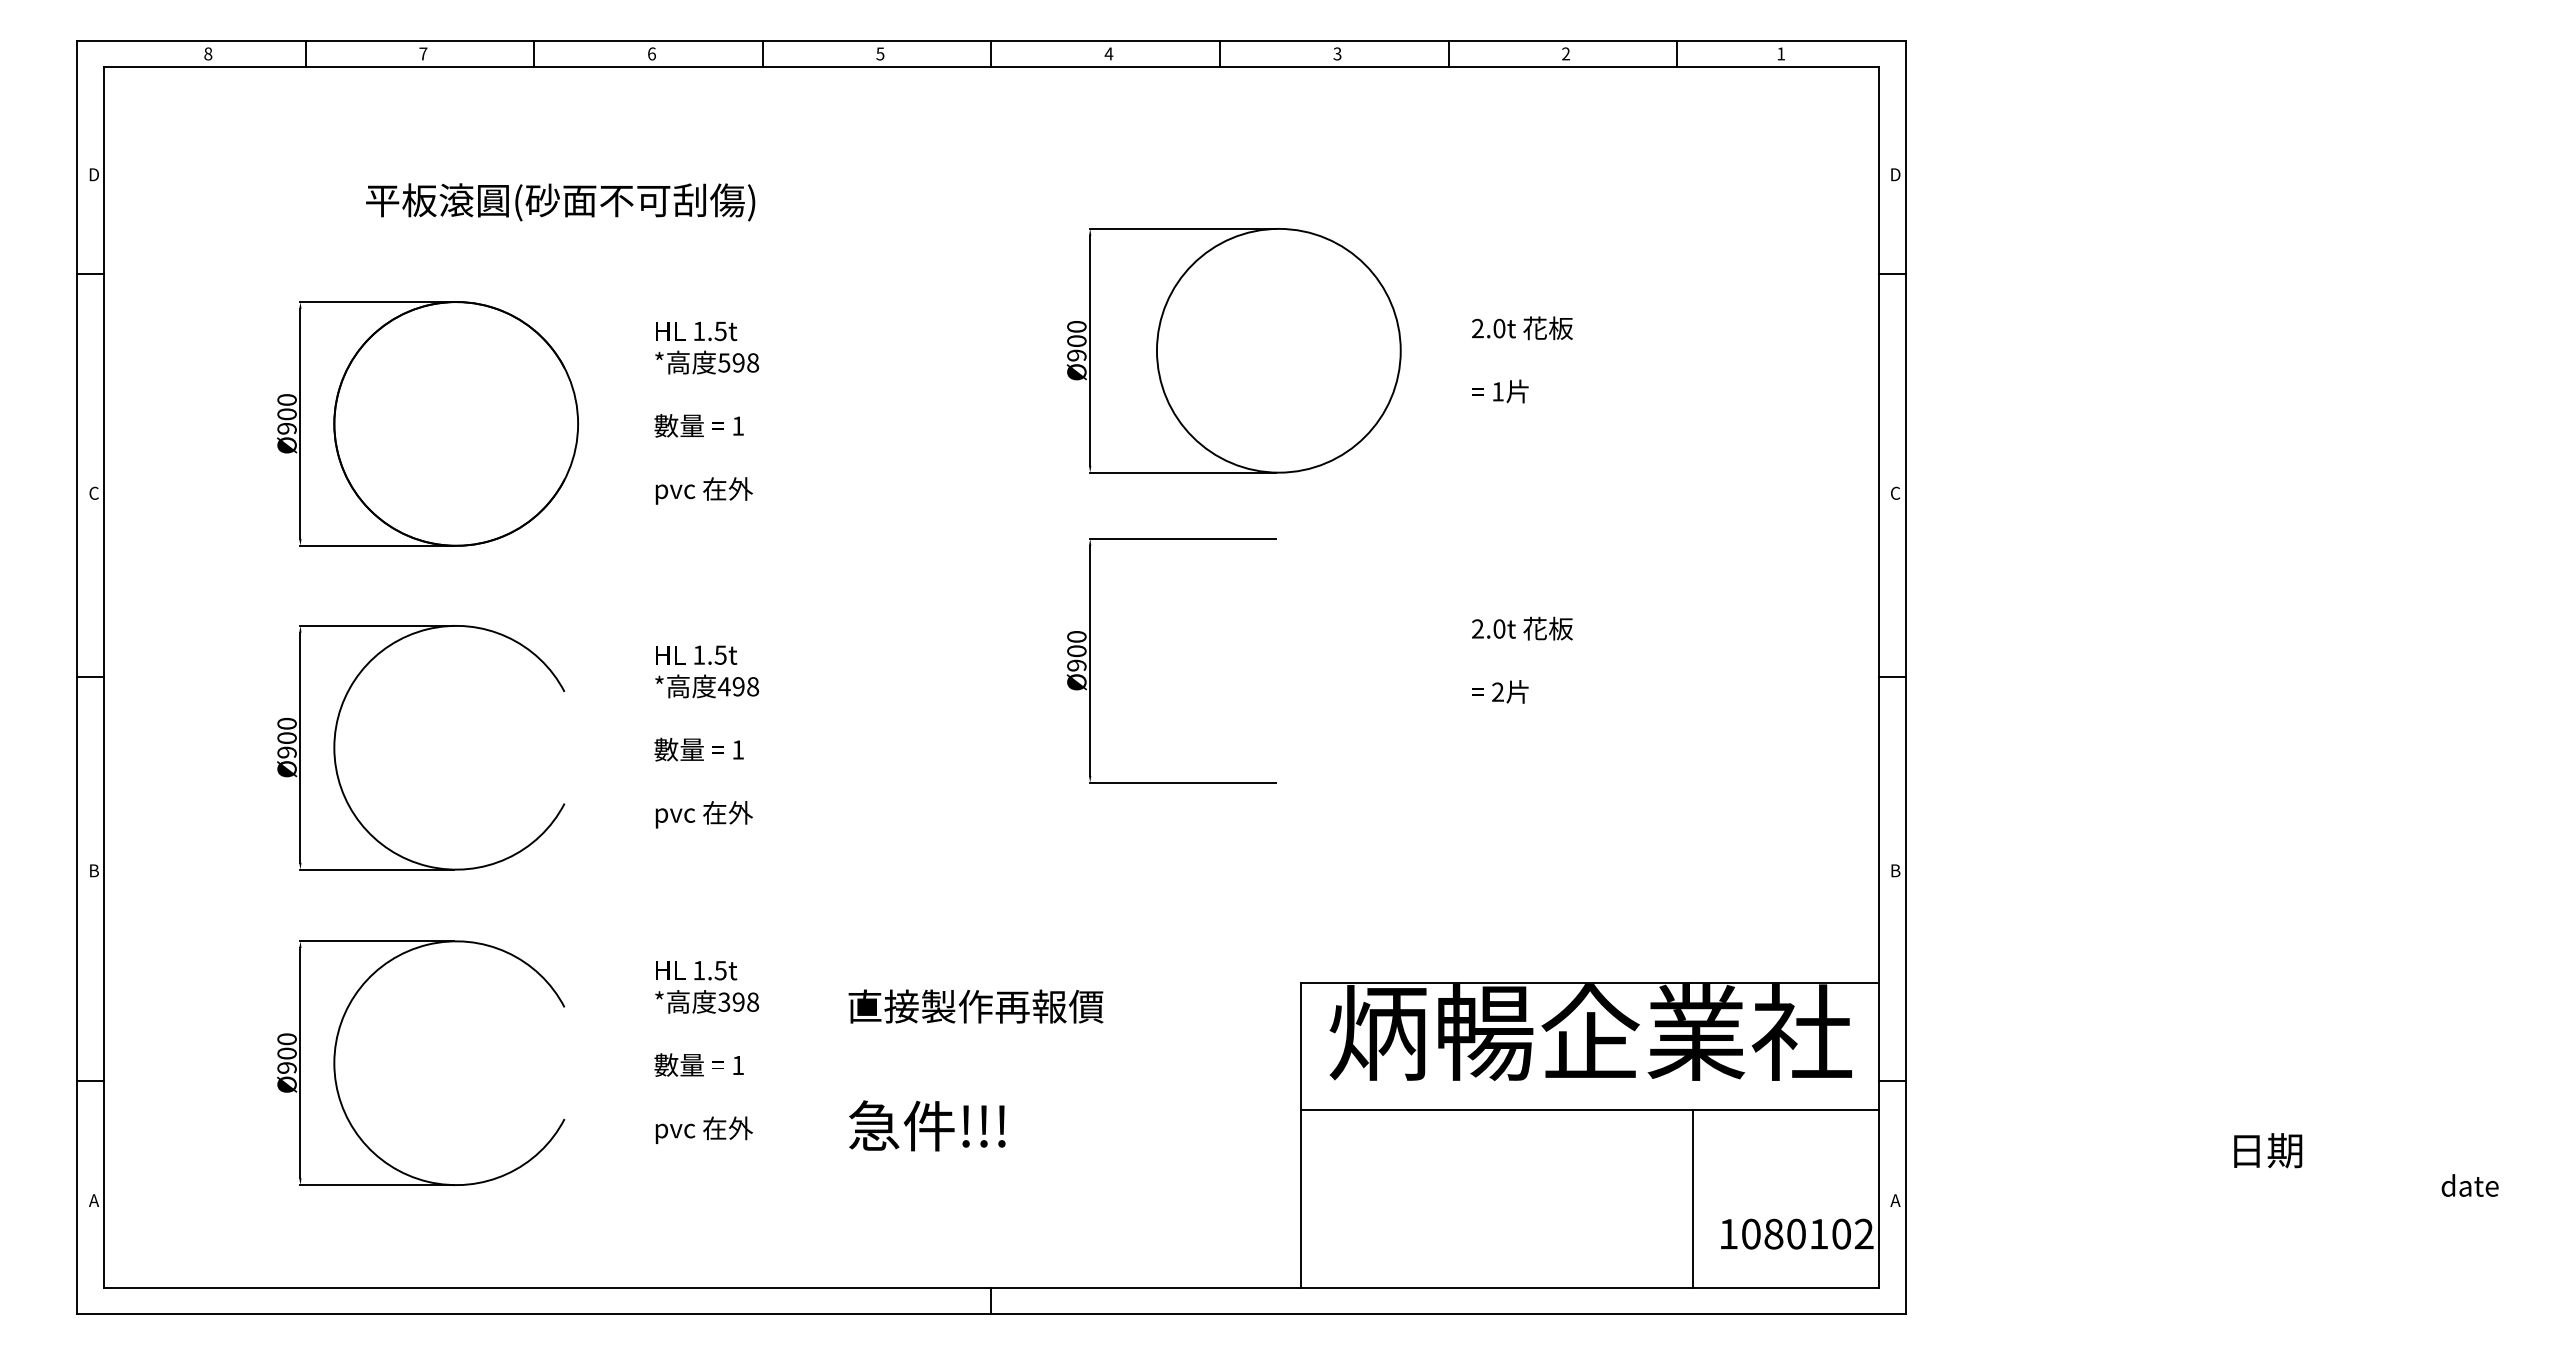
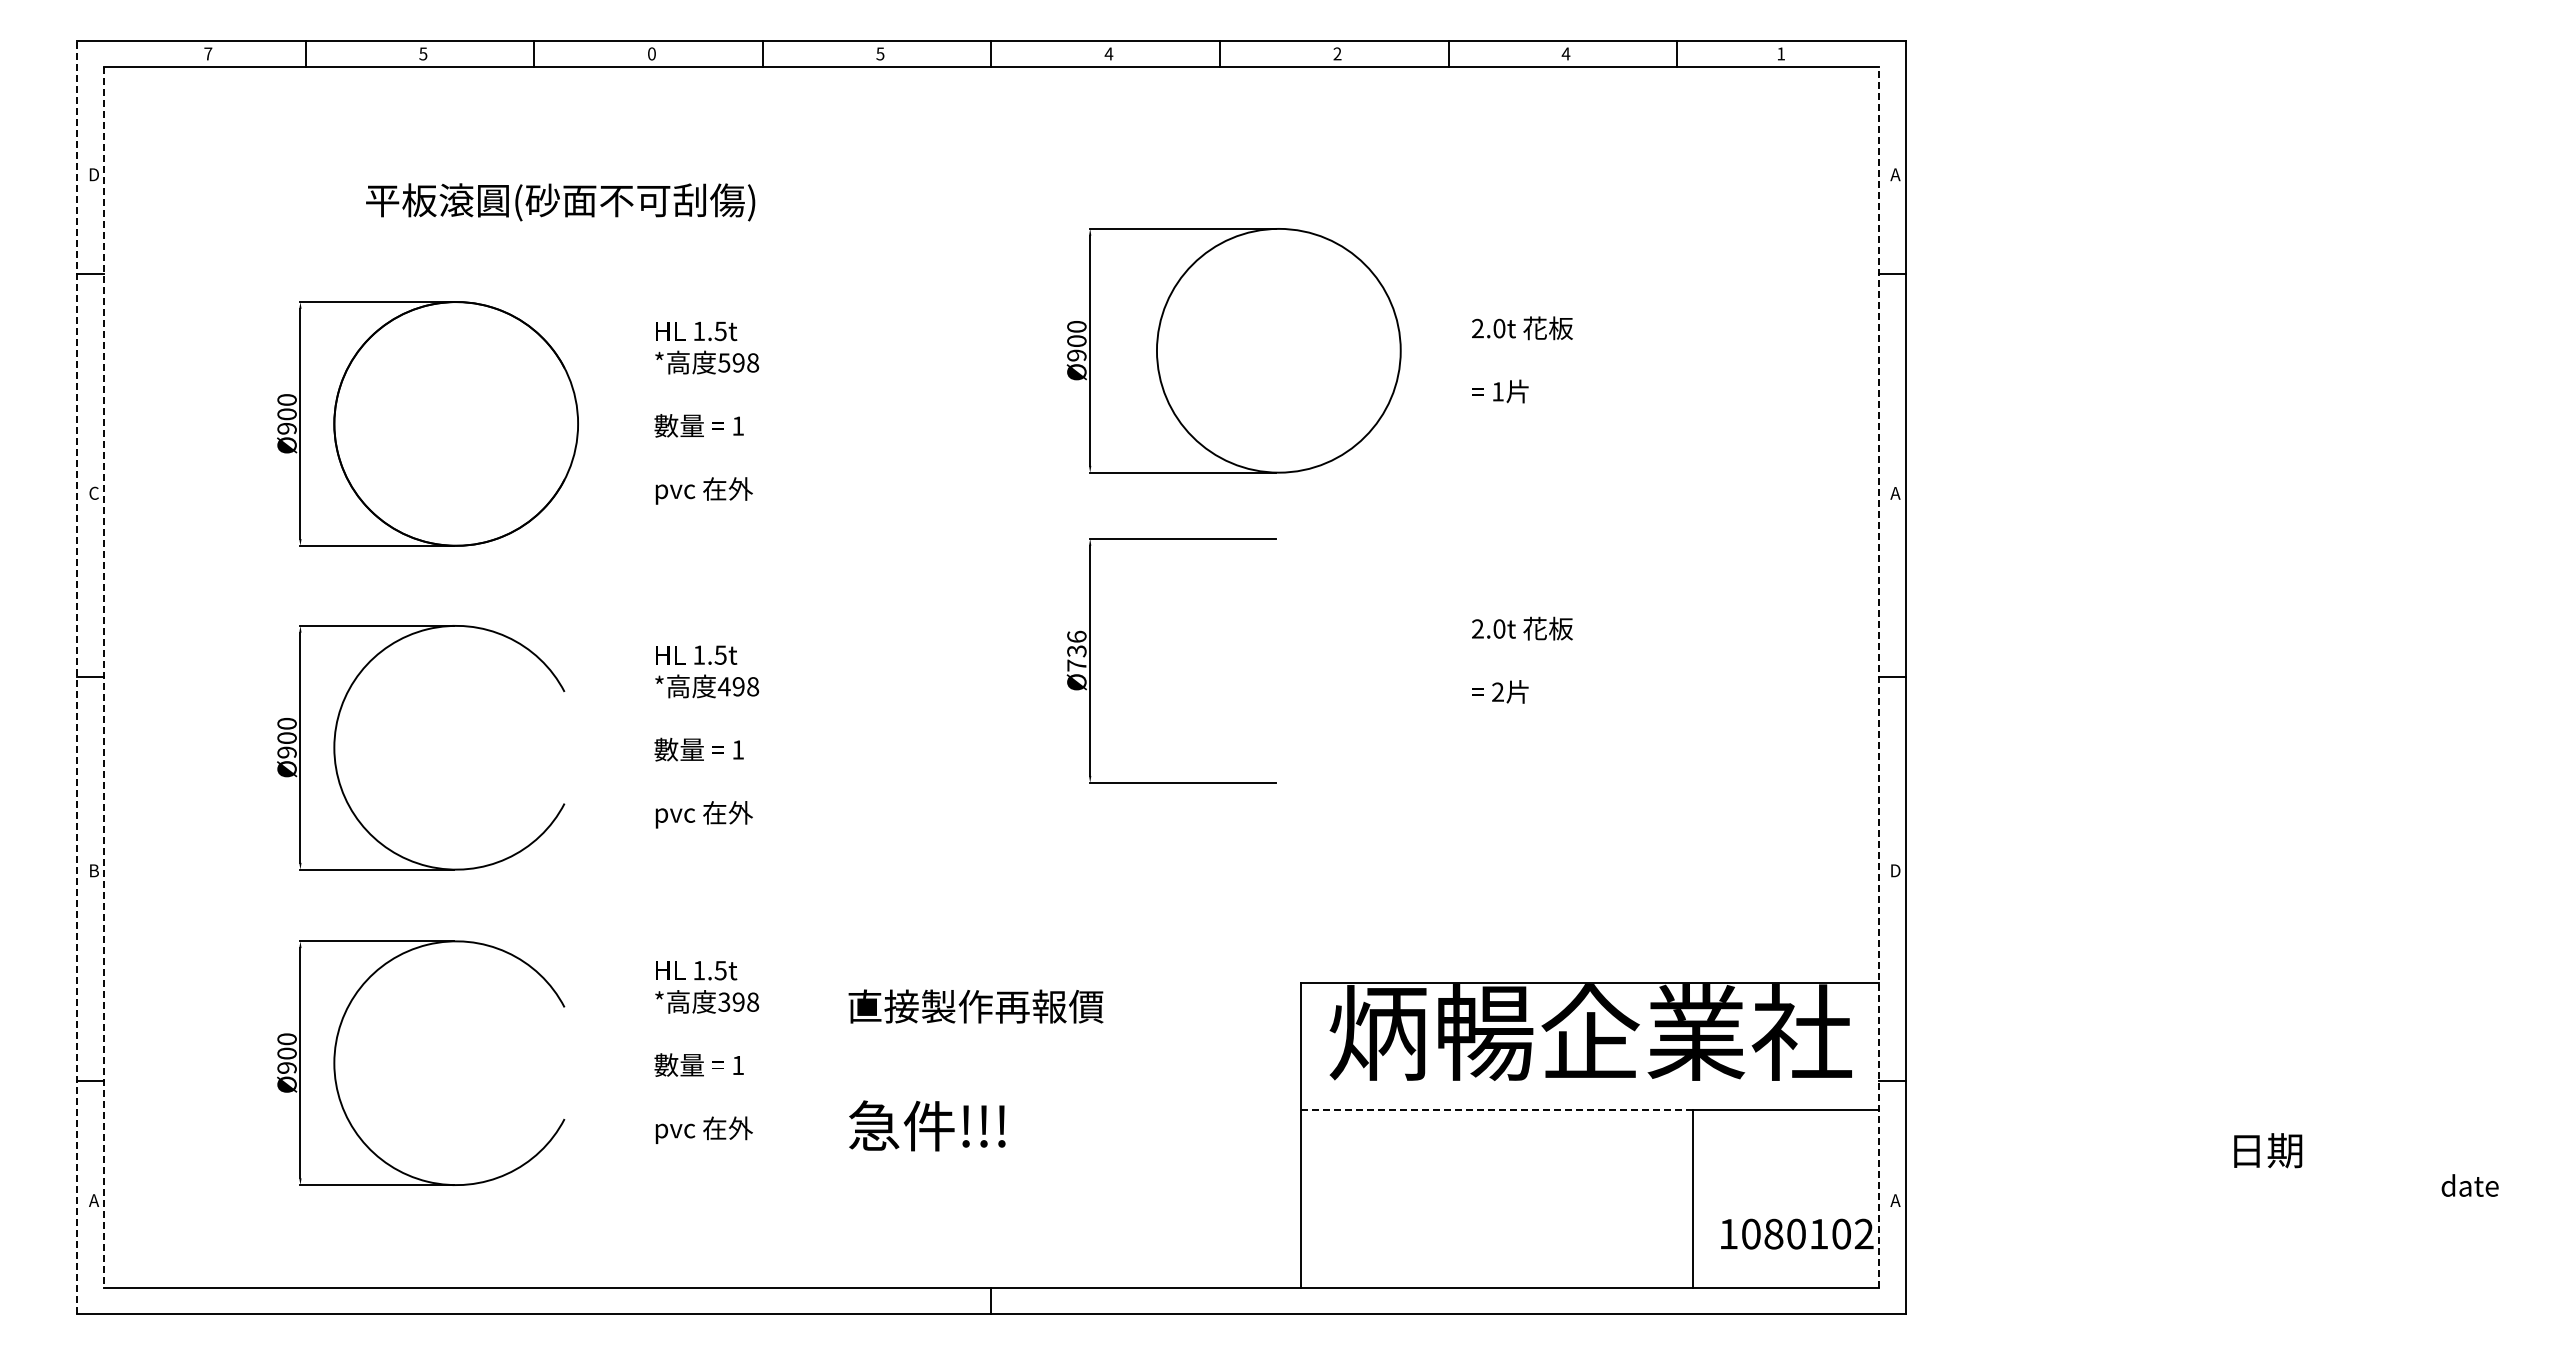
text: 8 -> 7 (208, 53)
text: 7 -> 5 (423, 53)
text: 6 -> 0 (651, 53)
text: 2 -> 4 (1565, 53)
text: 3 -> 2 (1337, 54)
text: D -> A (1895, 174)
text: C -> A (1895, 492)
text: Ø900 -> Ø736 (1076, 650)
line: solid -> dashed (77, 677)
line: solid -> dashed (104, 677)
line: solid -> dashed (1878, 677)
text: B -> D (1895, 870)
line: solid -> dashed (1497, 1109)
